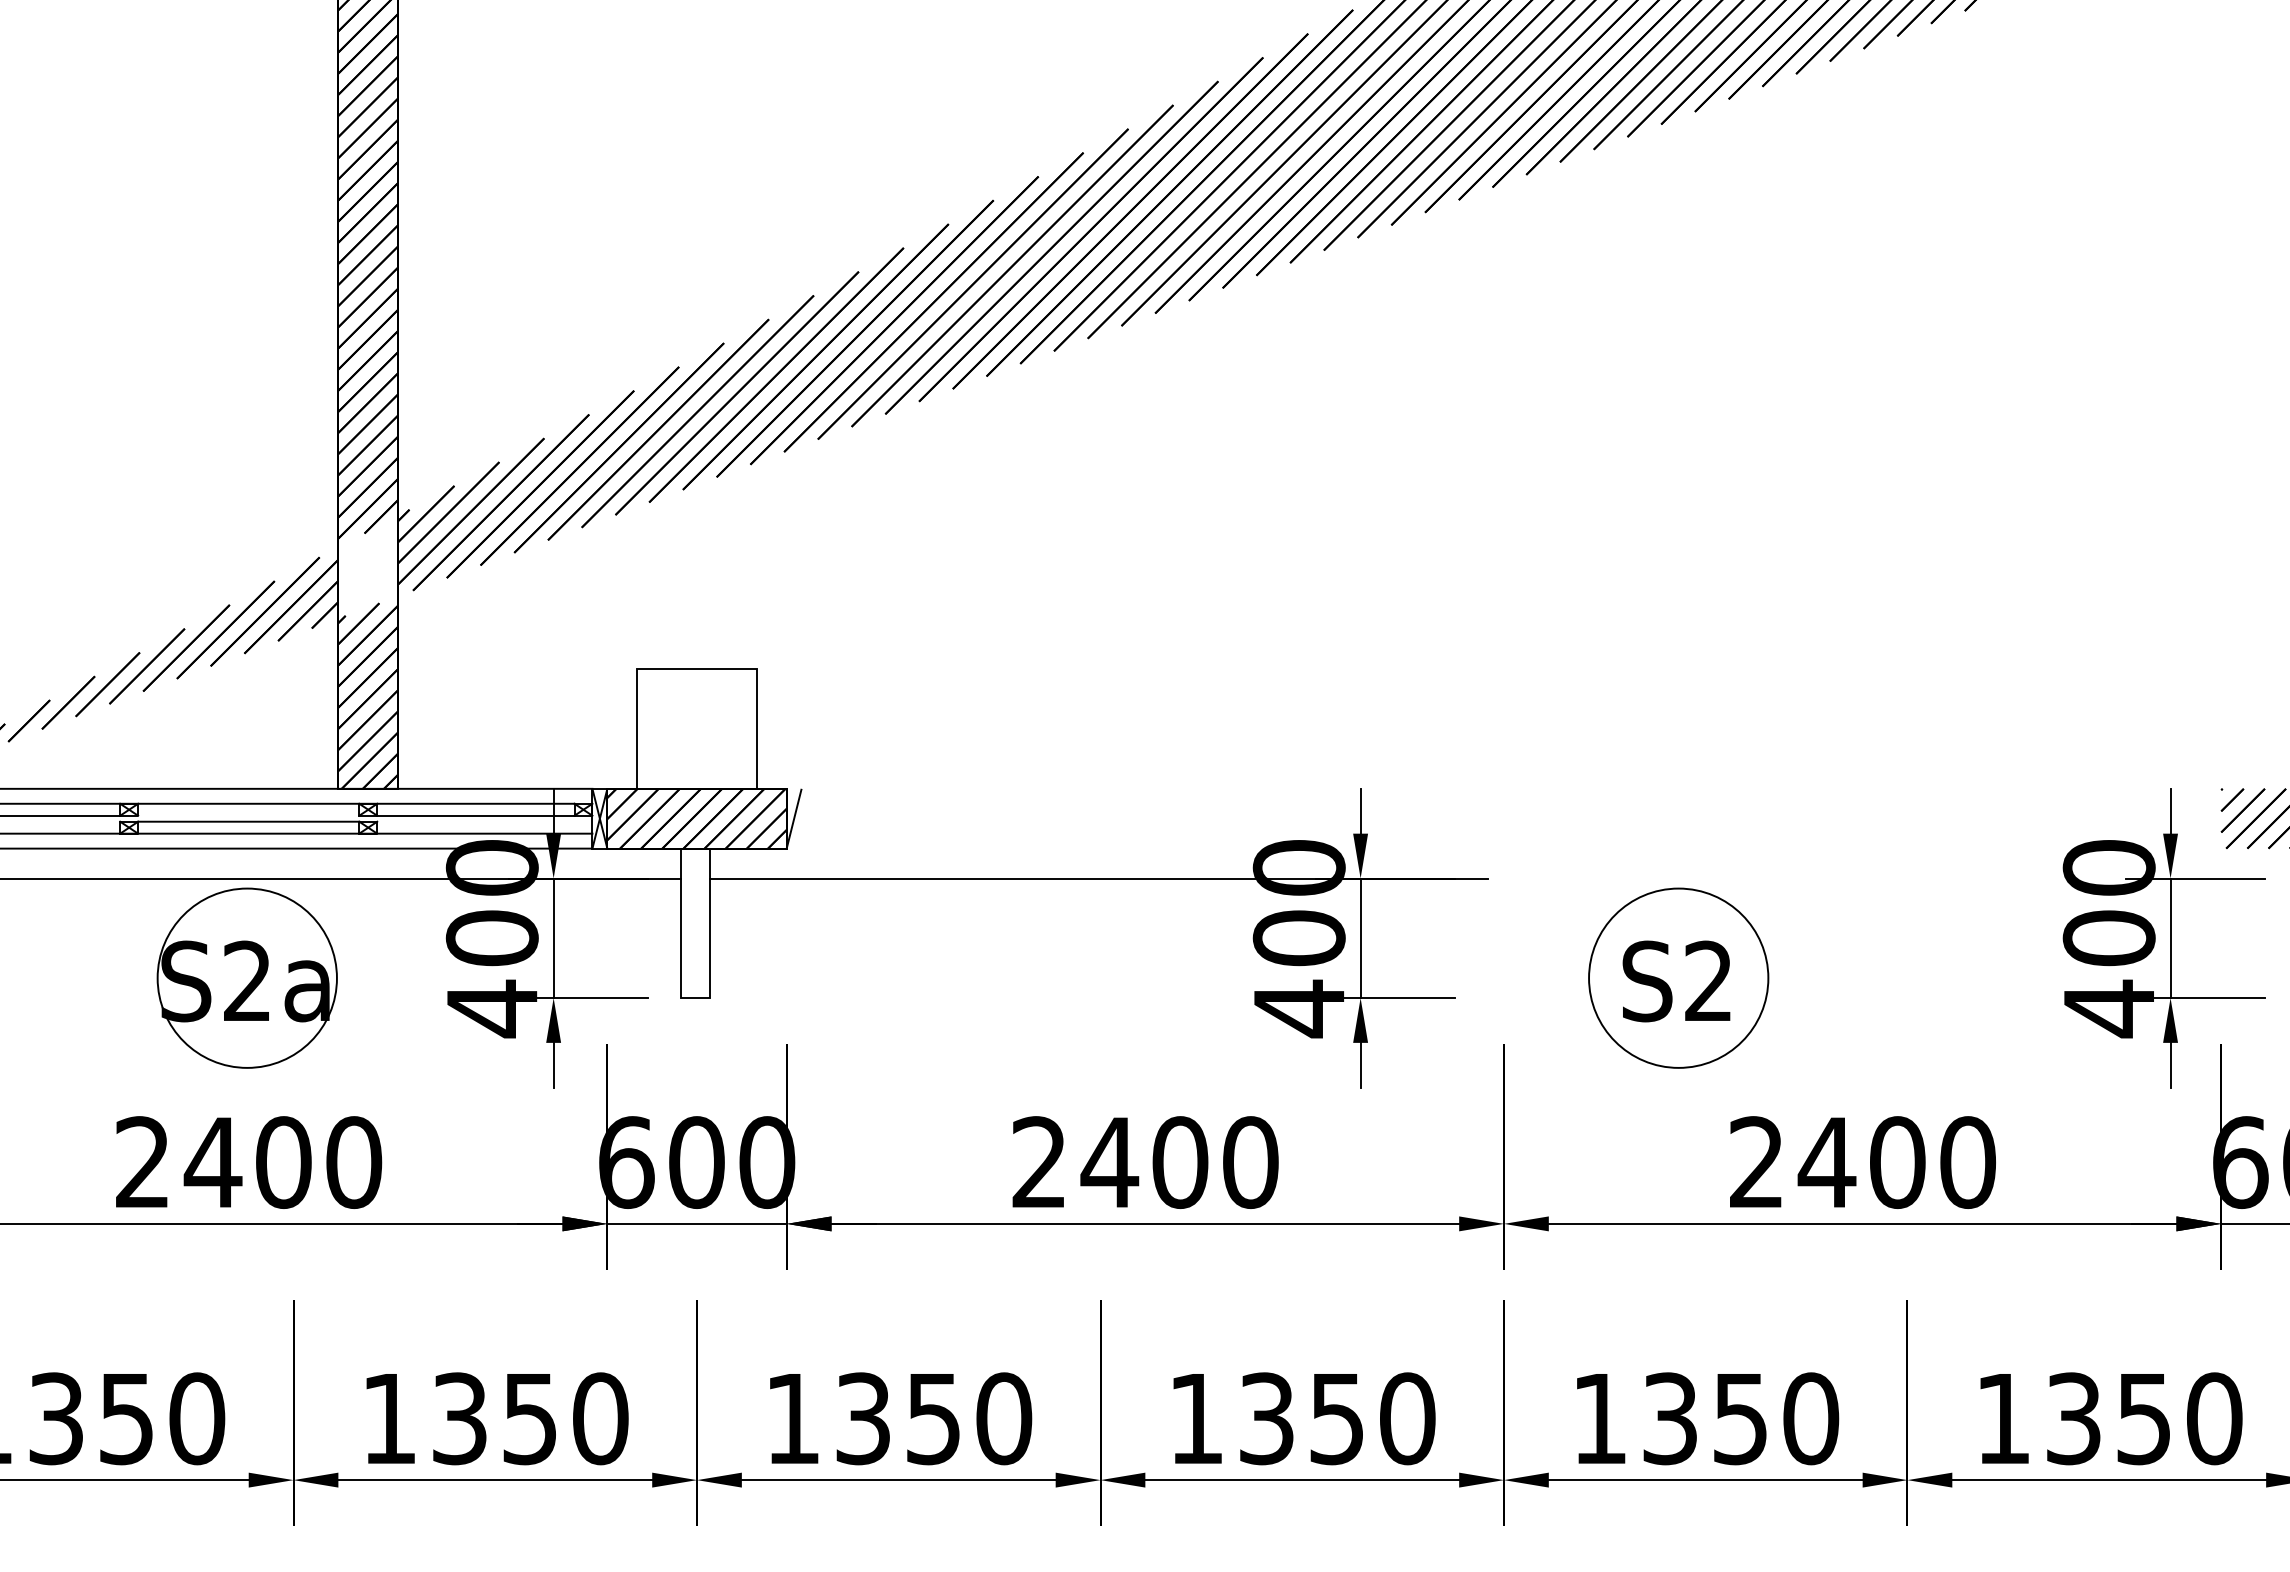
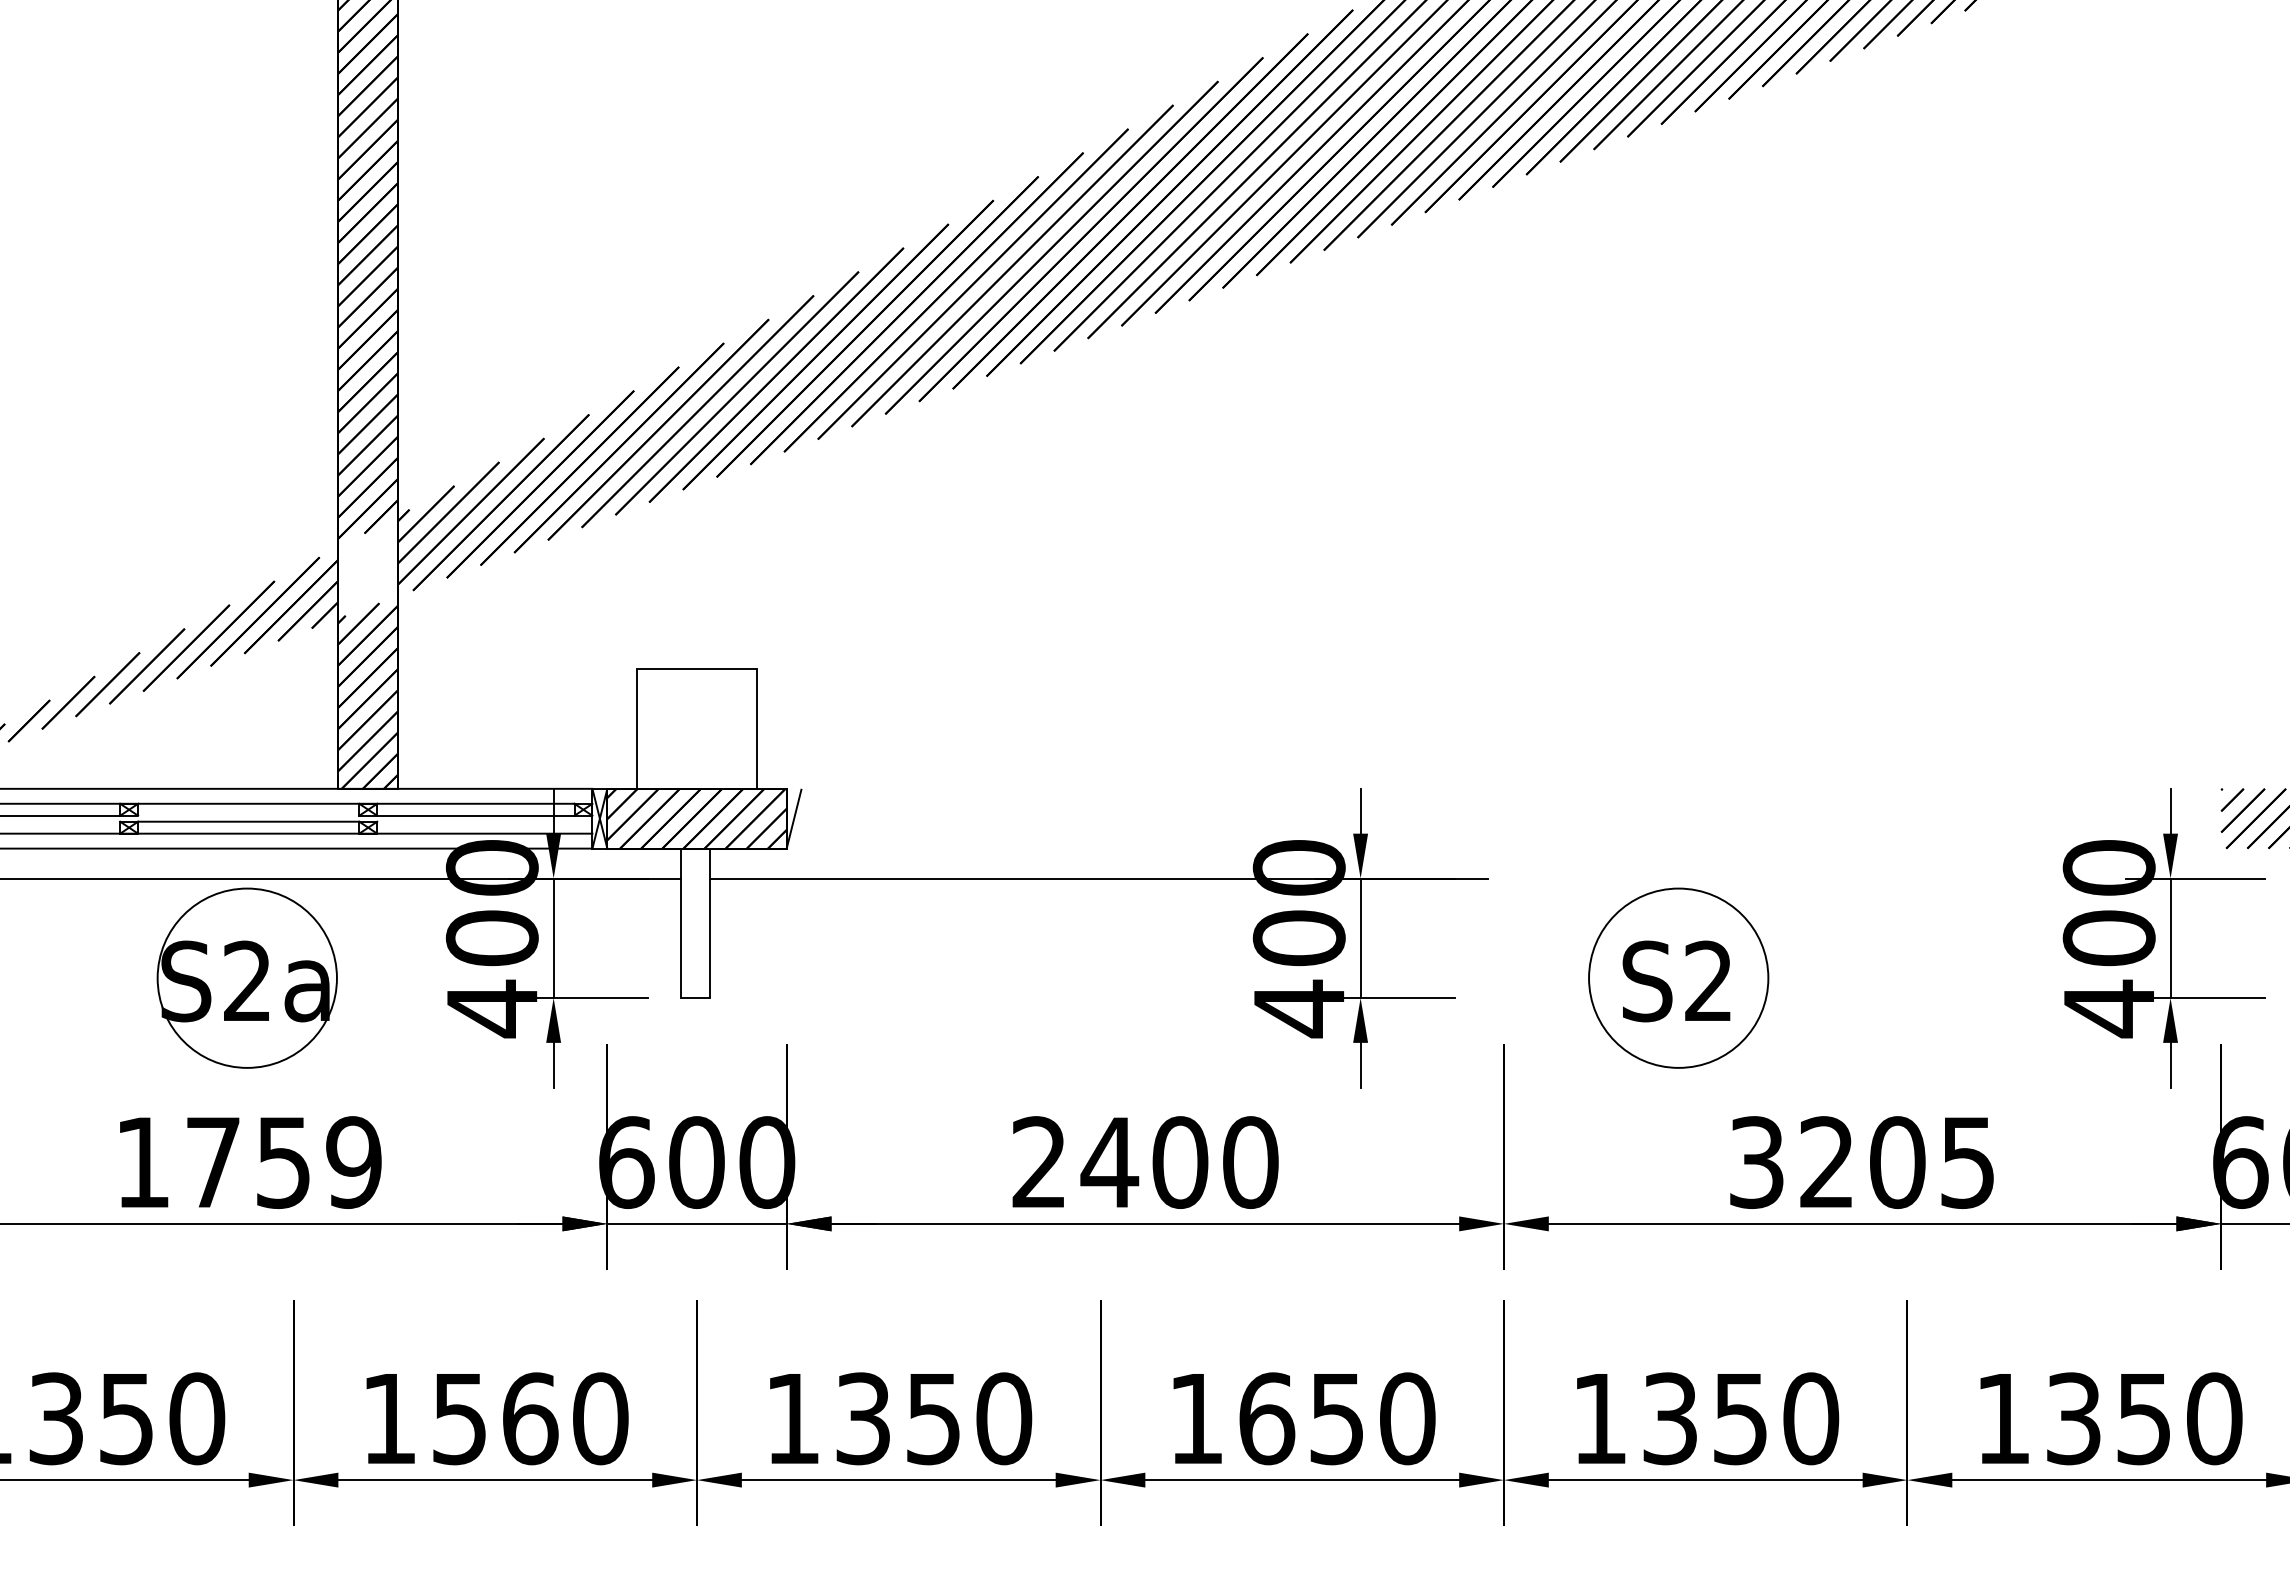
text: 2400 -> 1759 (249, 1162)
text: 2400 -> 3205 (1862, 1162)
text: 1350 -> 1560 (495, 1418)
text: 1350 -> 1650 (1267, 1418)
